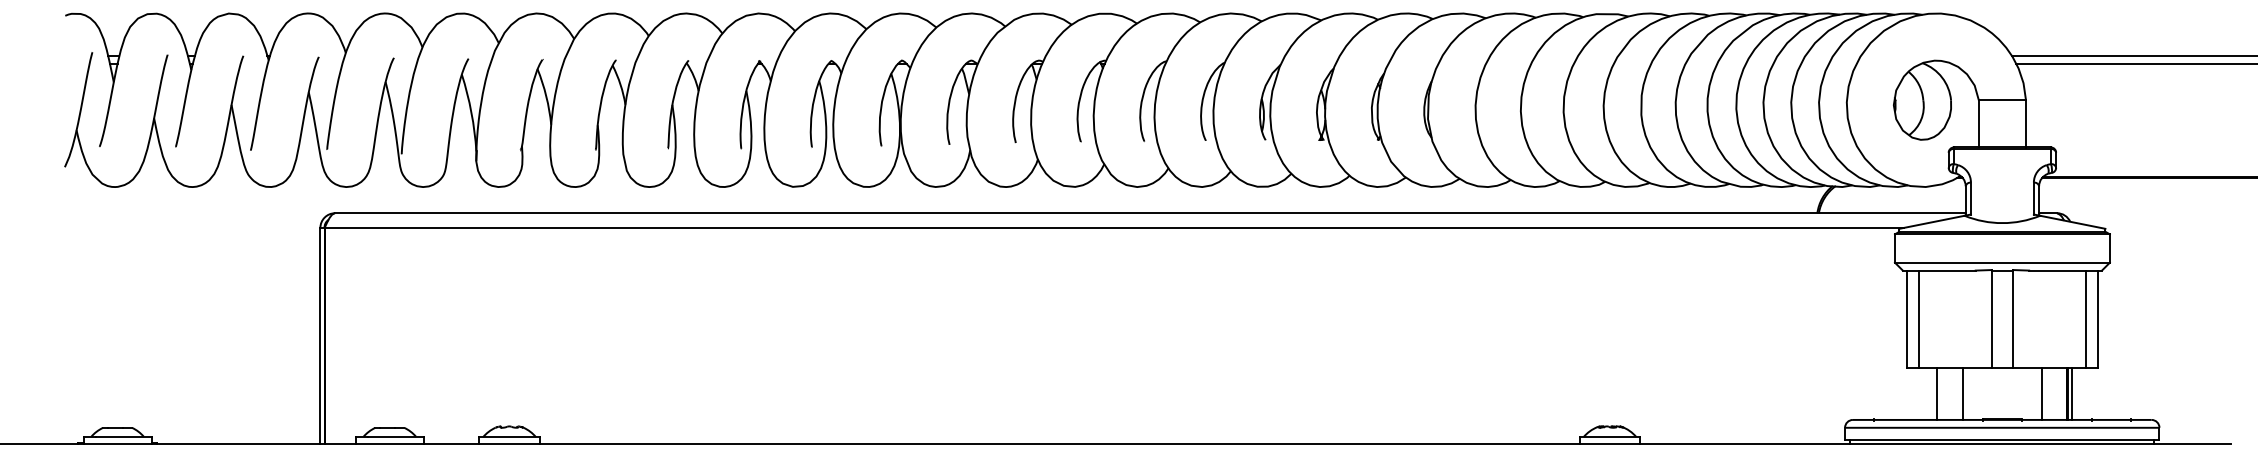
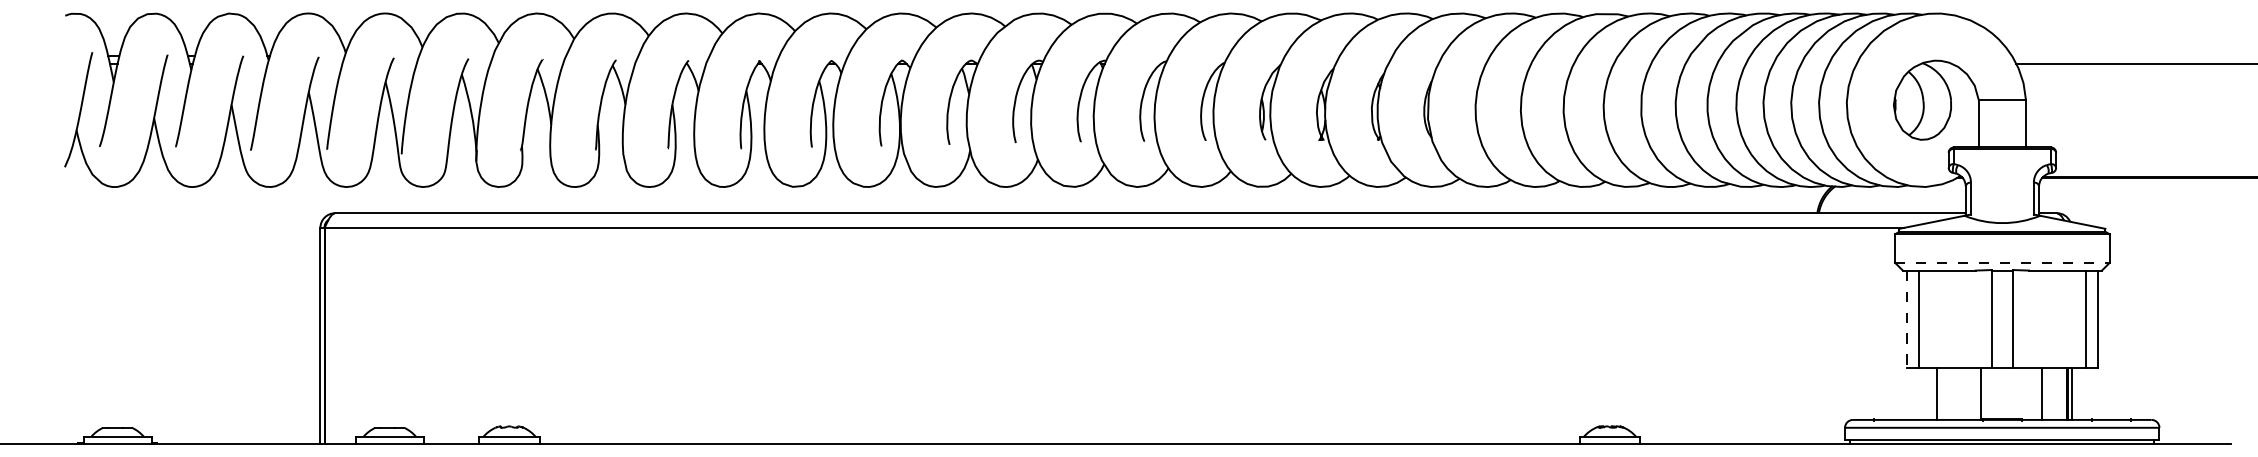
line: present -> none (2133, 56)
line: solid -> dashed (2002, 262)
line: solid -> dashed (1906, 319)
line position: (1962, 393) -> (1980, 393) (1980, 393)
